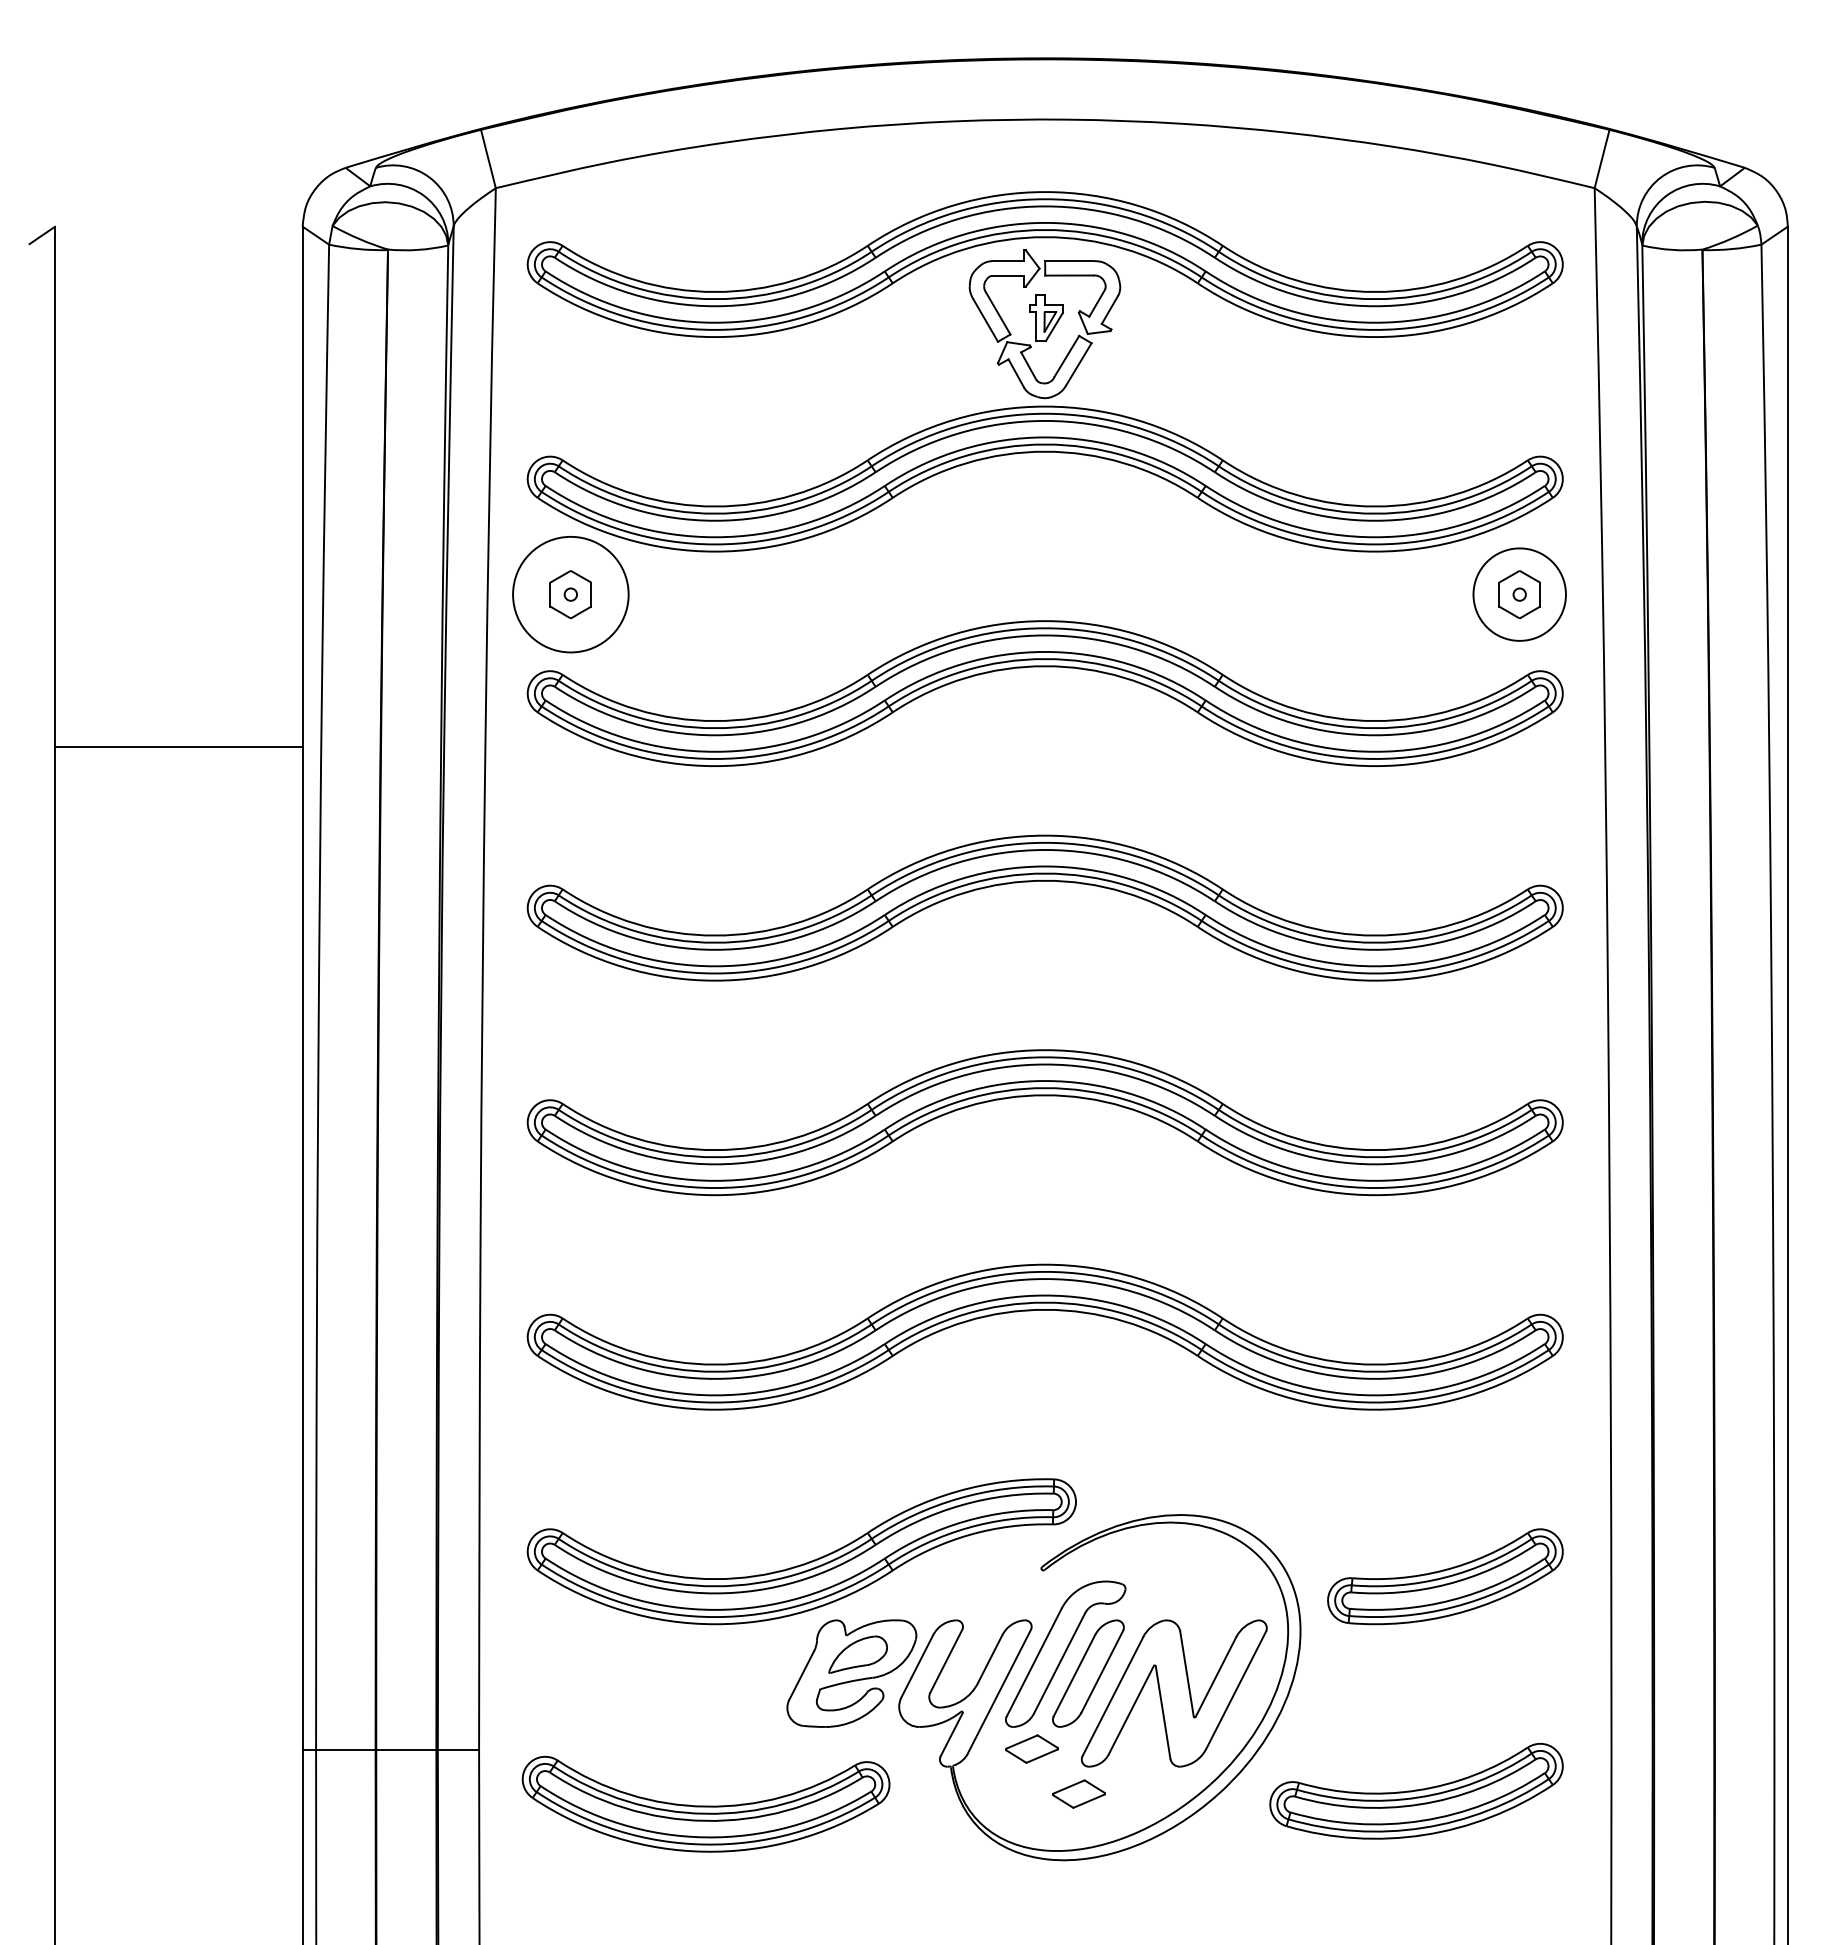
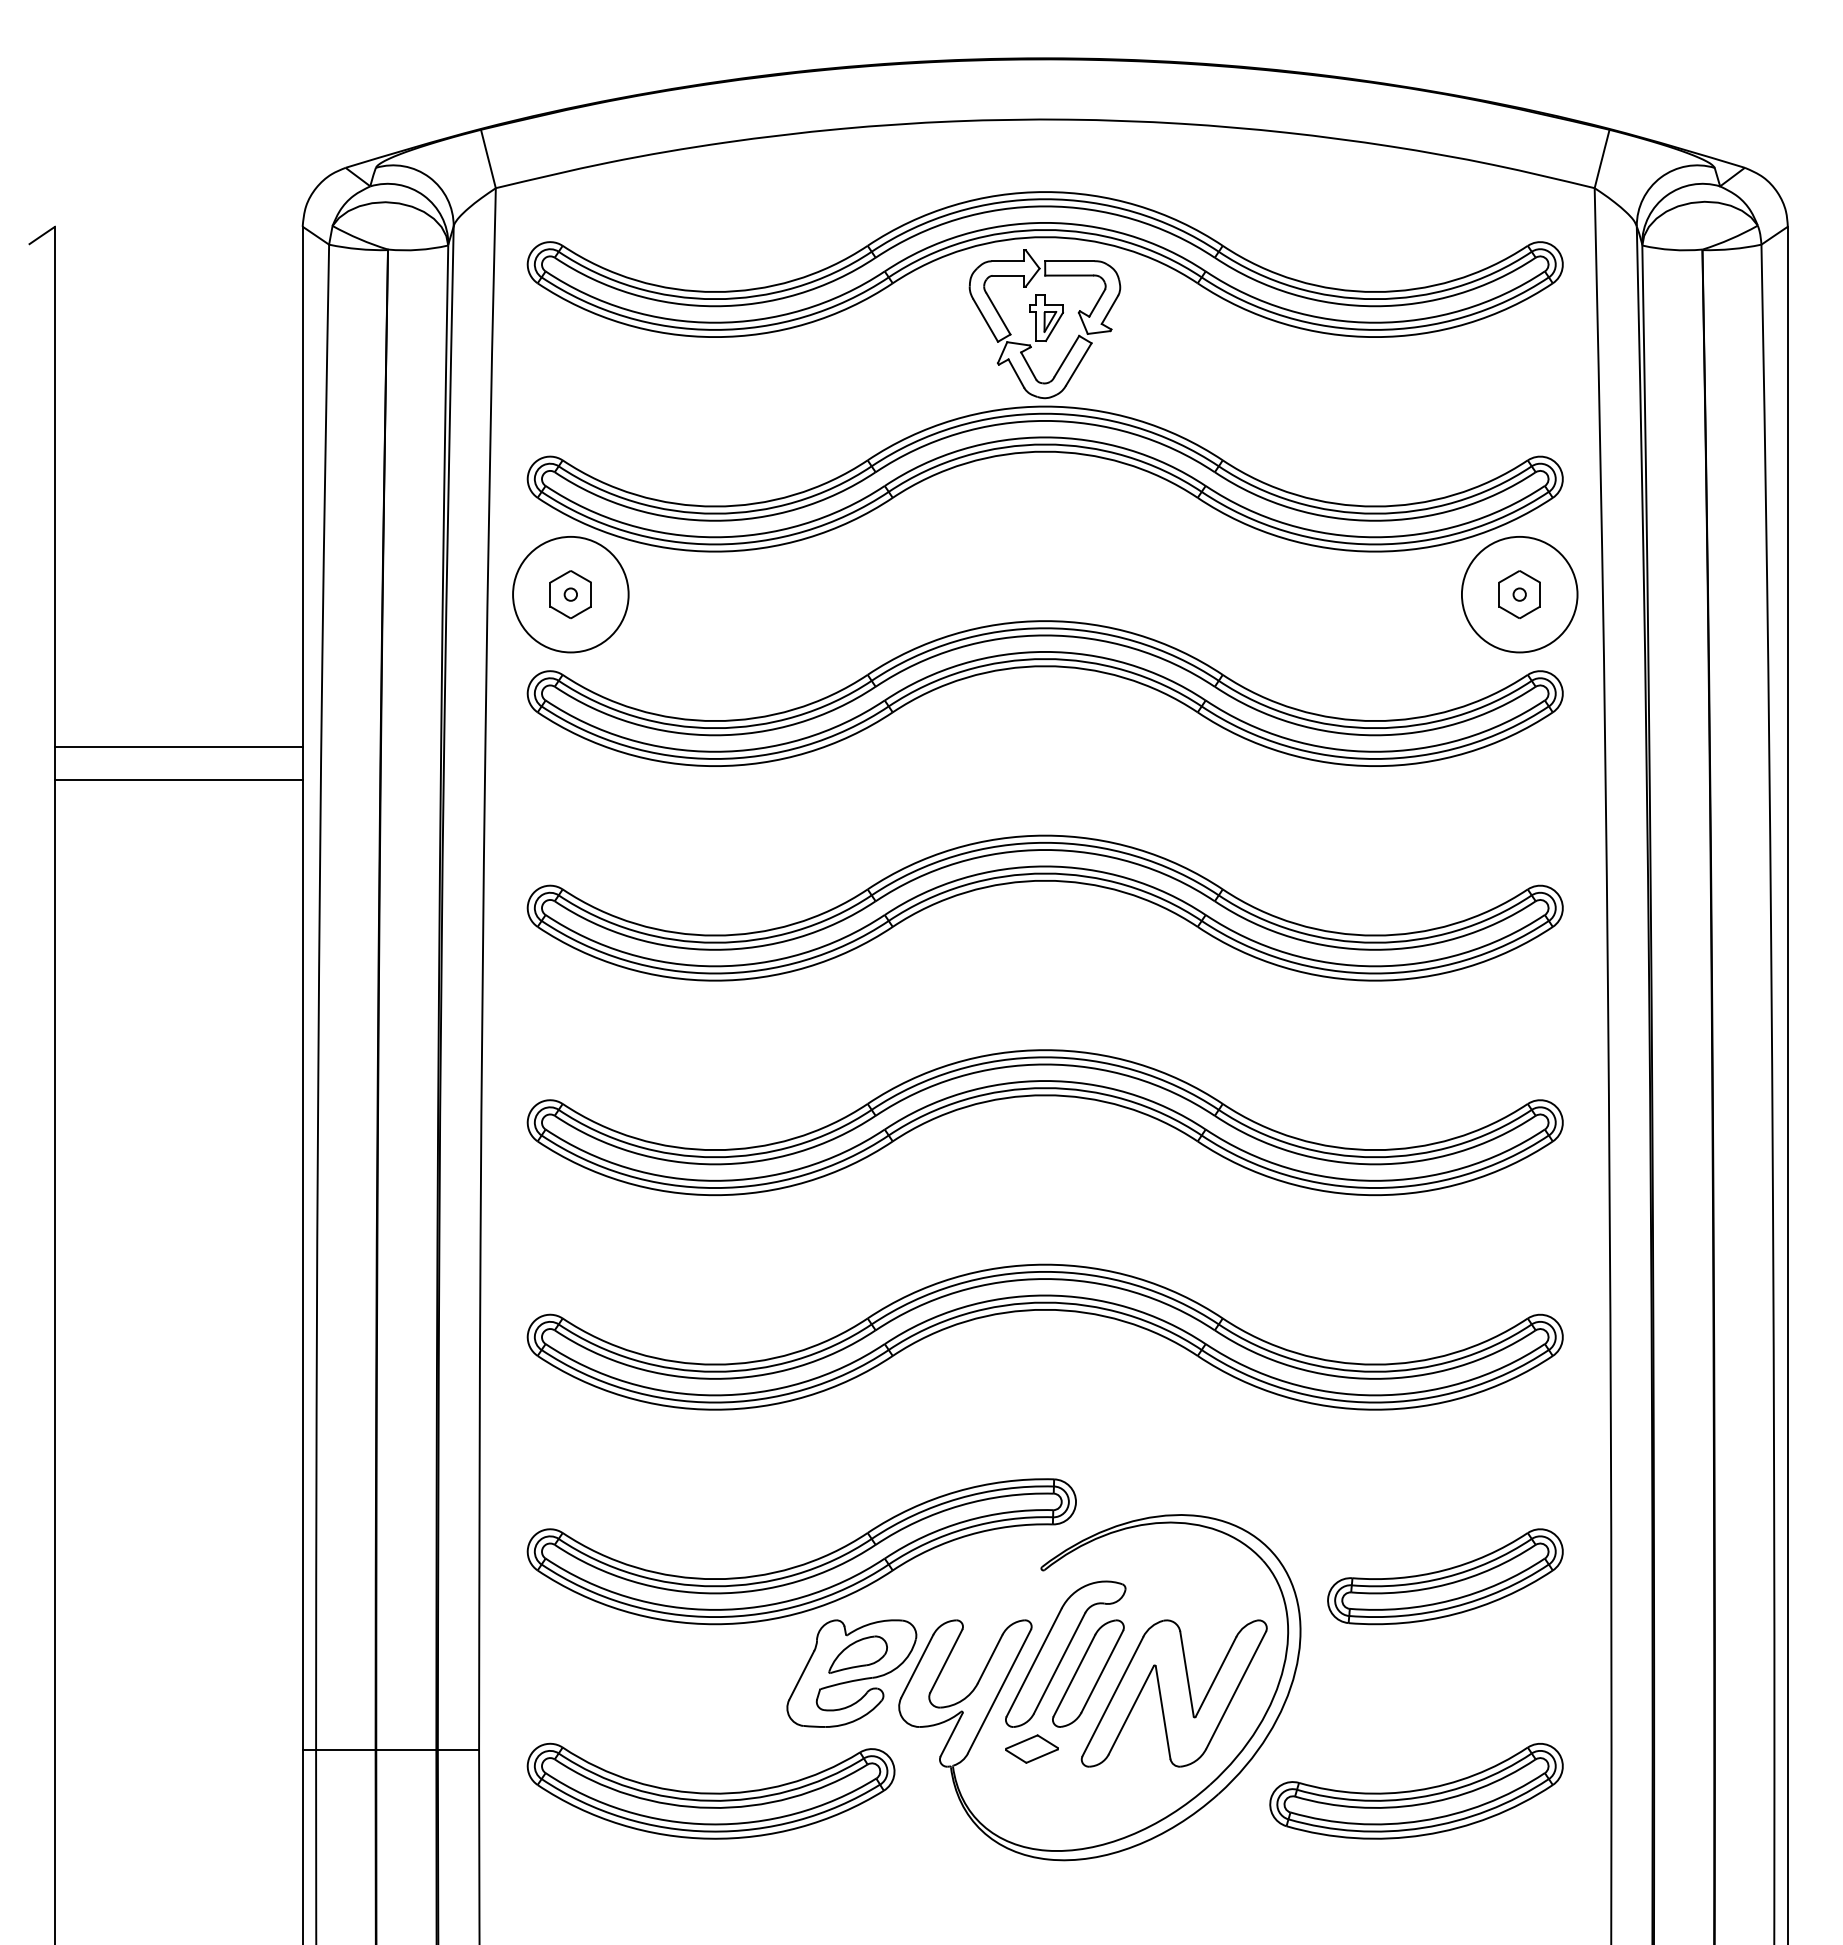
circle diameter: 92 px -> 116 px (1519, 594)
line: none -> present (178, 780)
part: present -> none (1078, 1793)
part position: (705, 1803) -> (710, 1790) (710, 1790)
